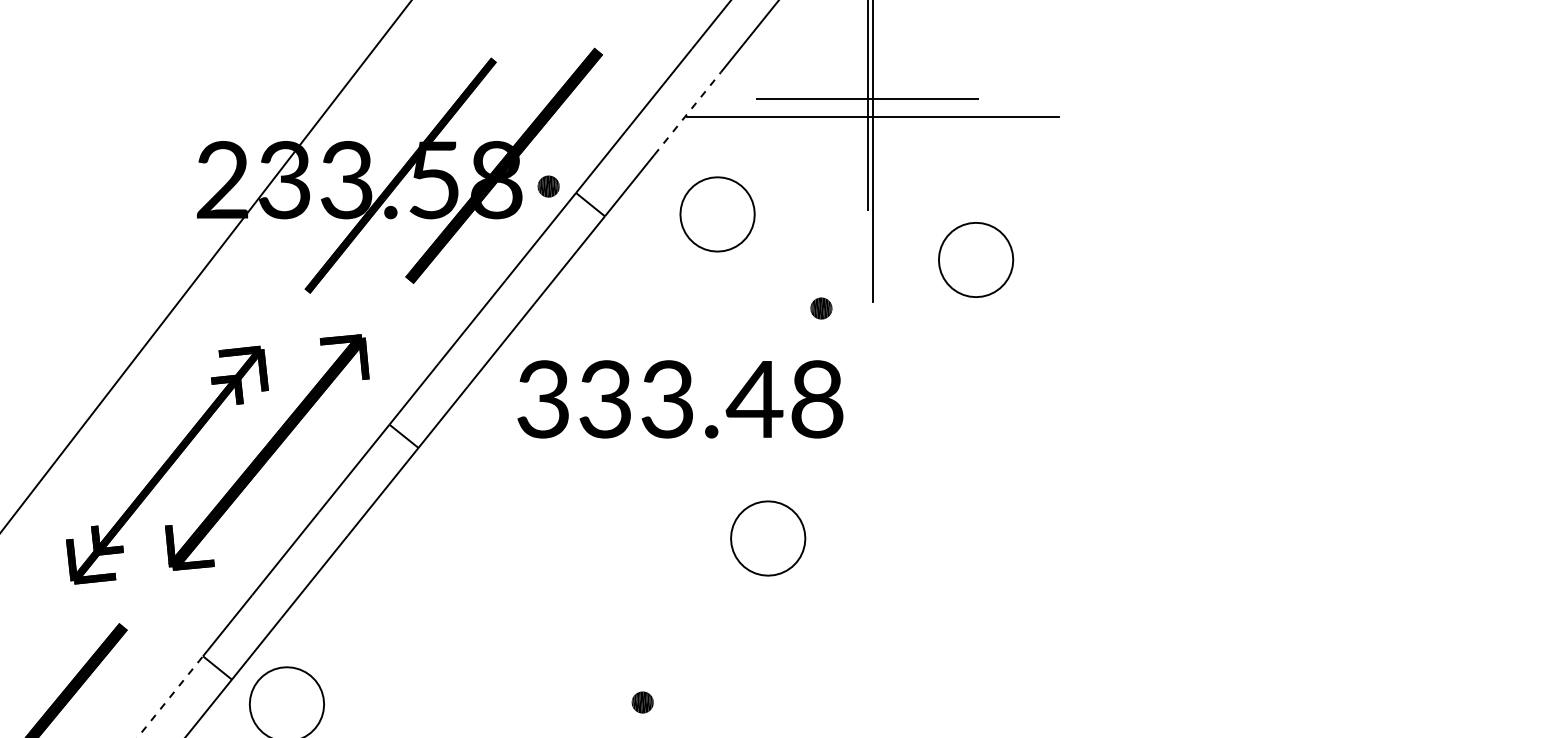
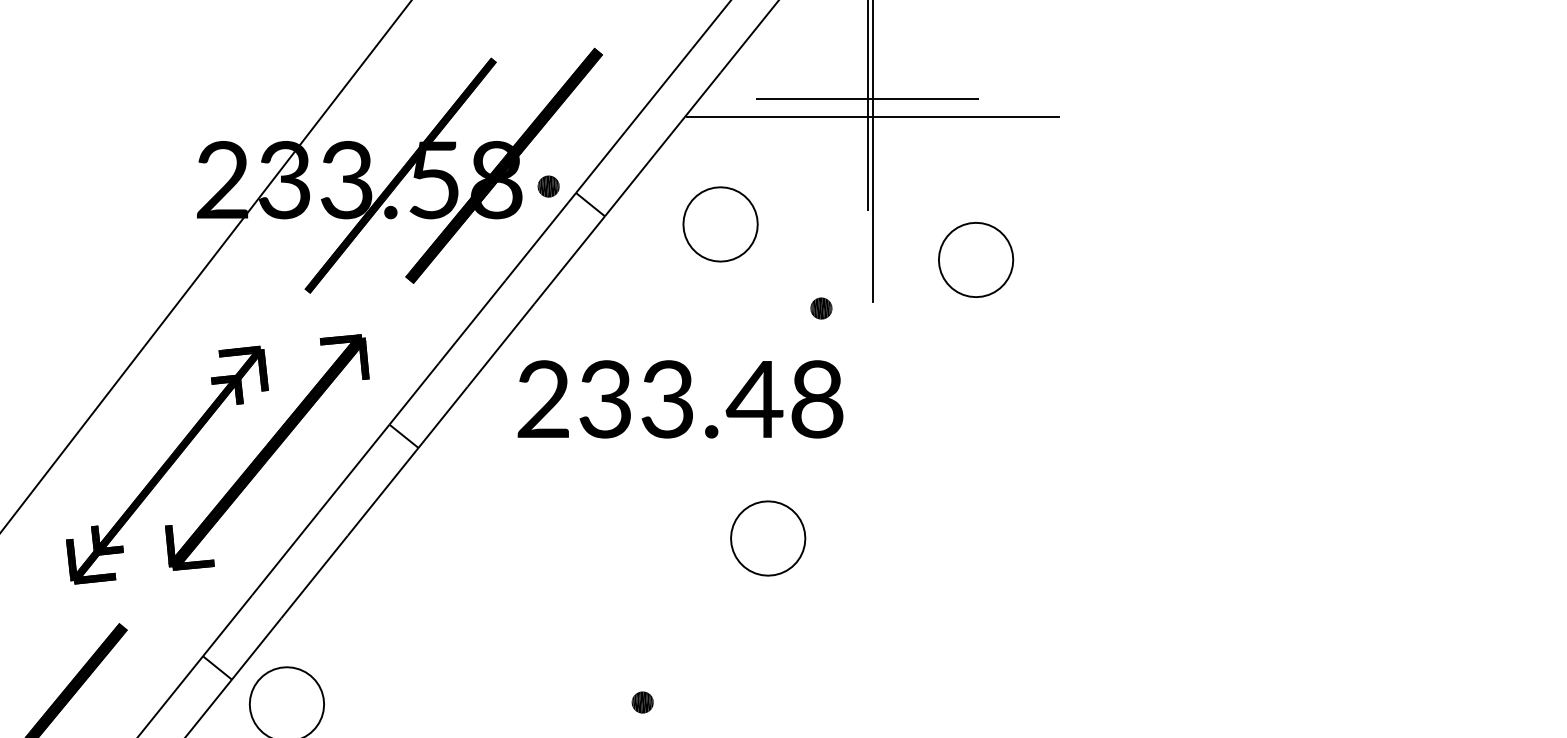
line: dashed -> solid (687, 113)
part position: (717, 214) -> (720, 224) (720, 224)
text: 333.48 -> 233.48 (542, 399)
line: dashed -> solid (170, 696)
